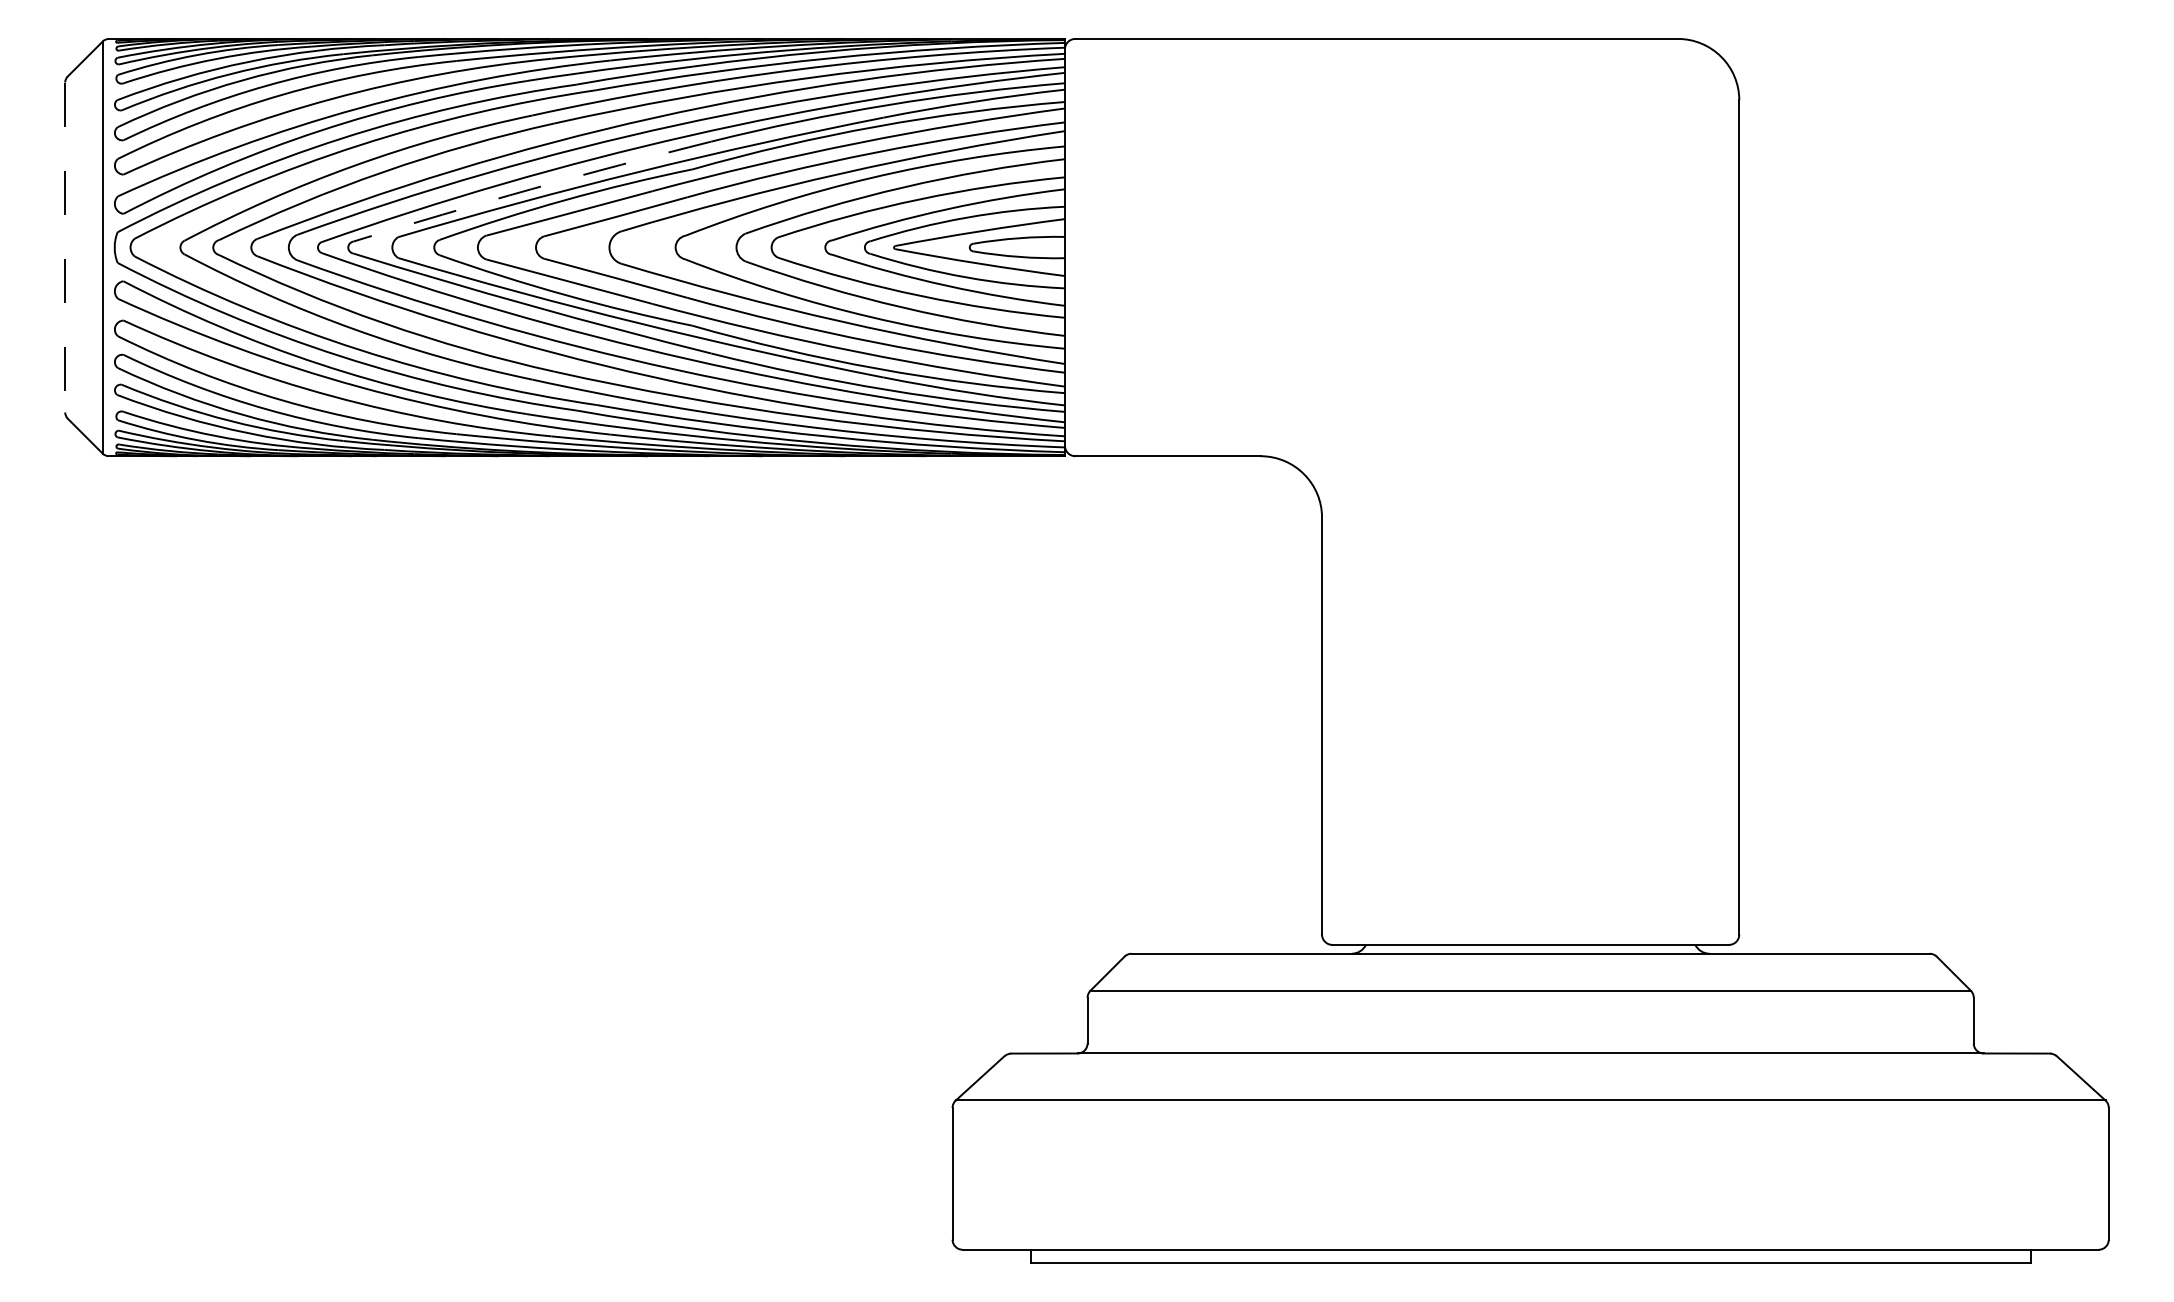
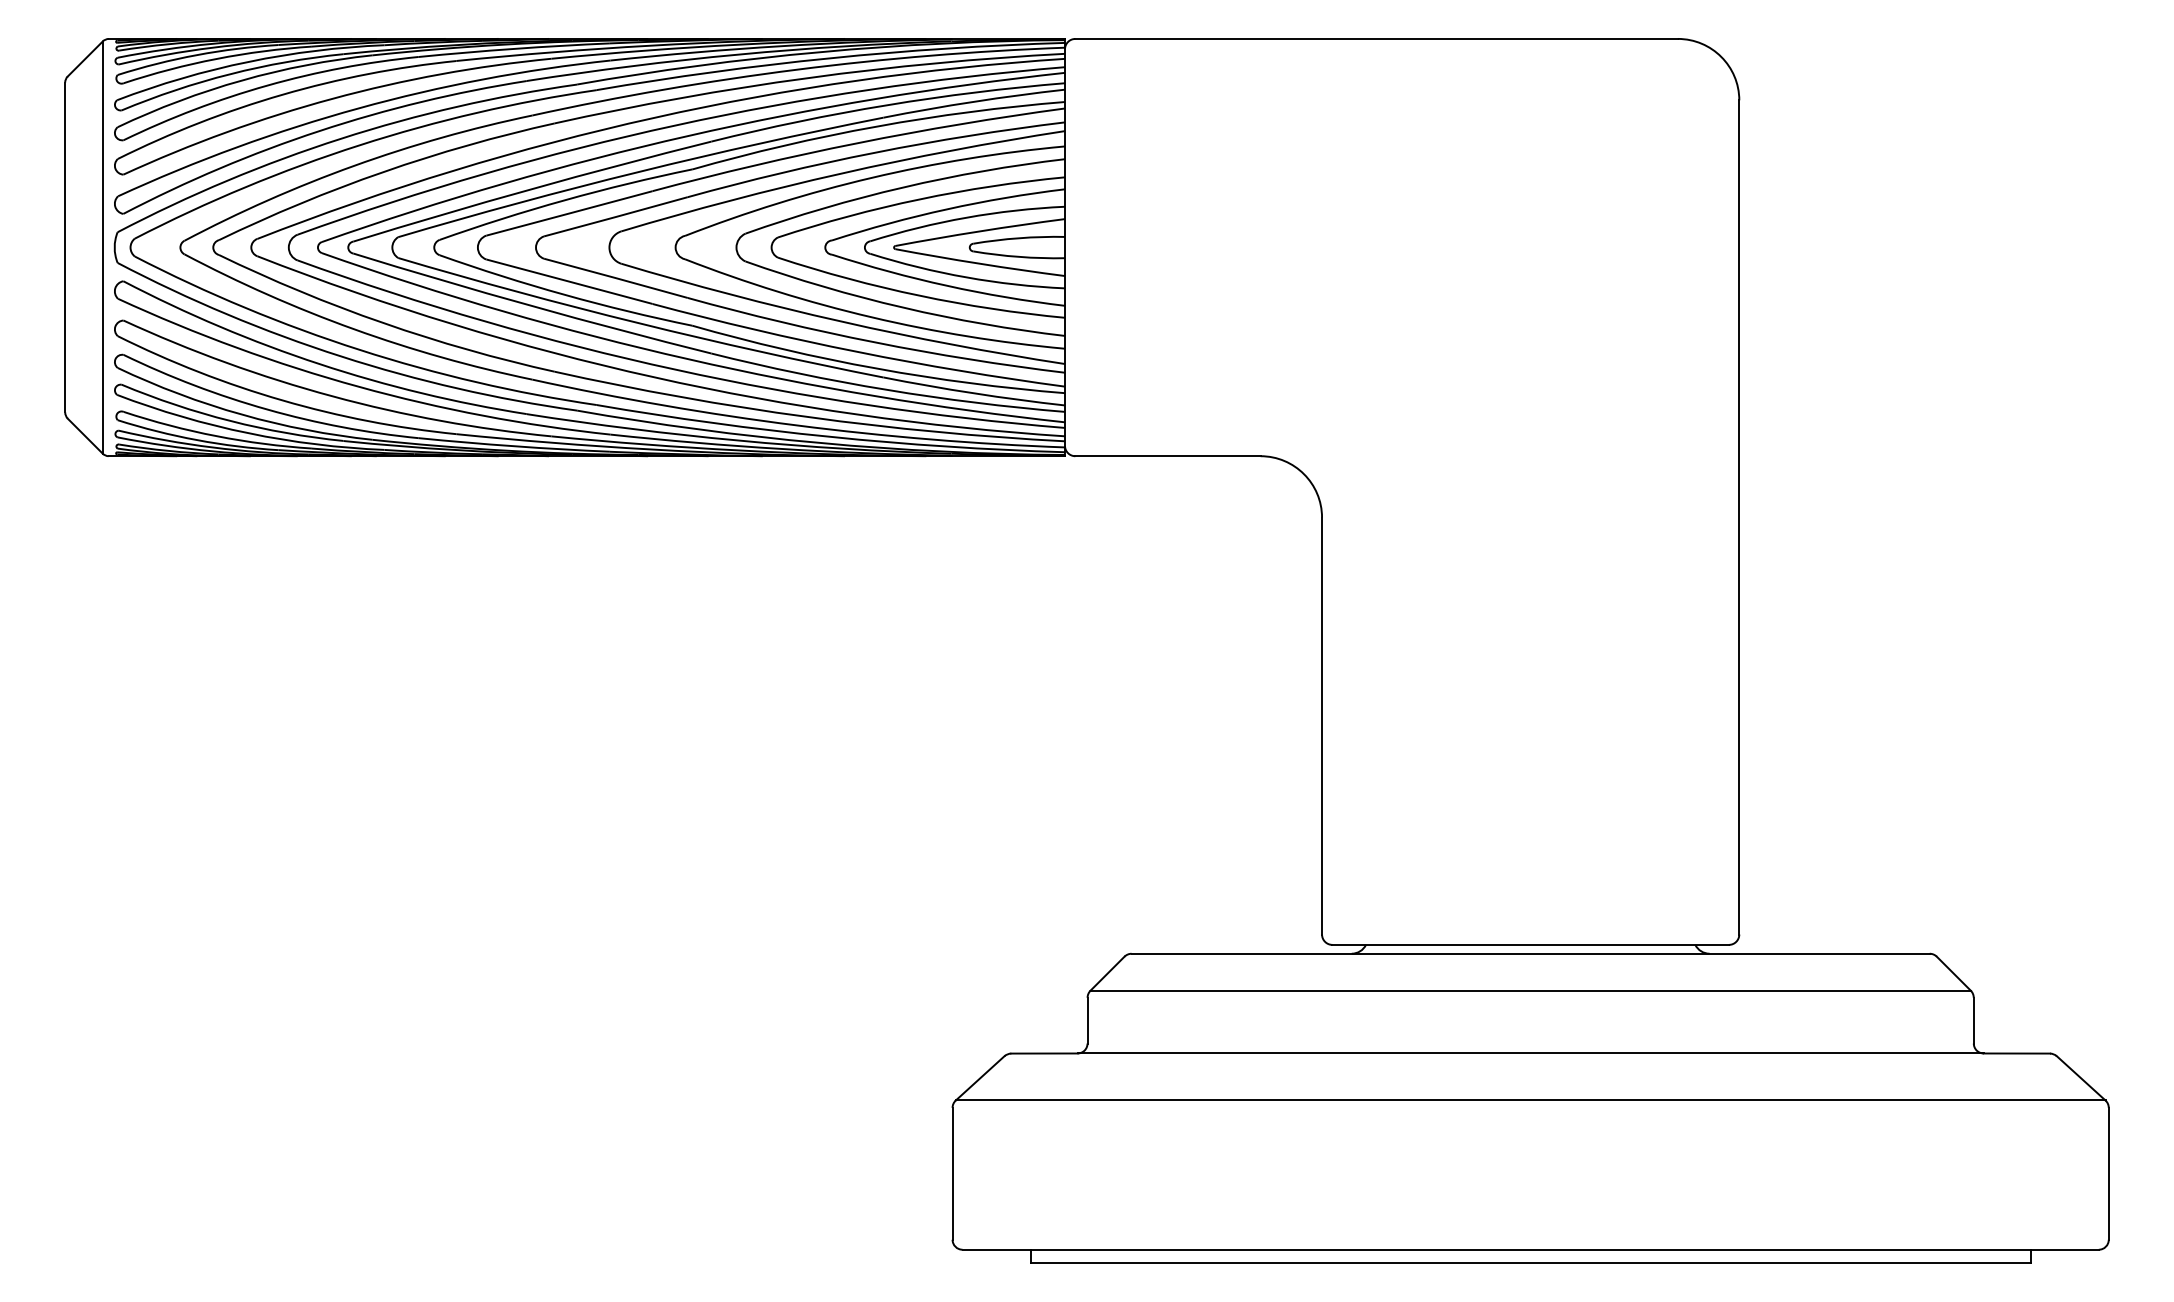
arc: dashed -> solid (531, 189)
line: dashed -> solid (65, 247)
